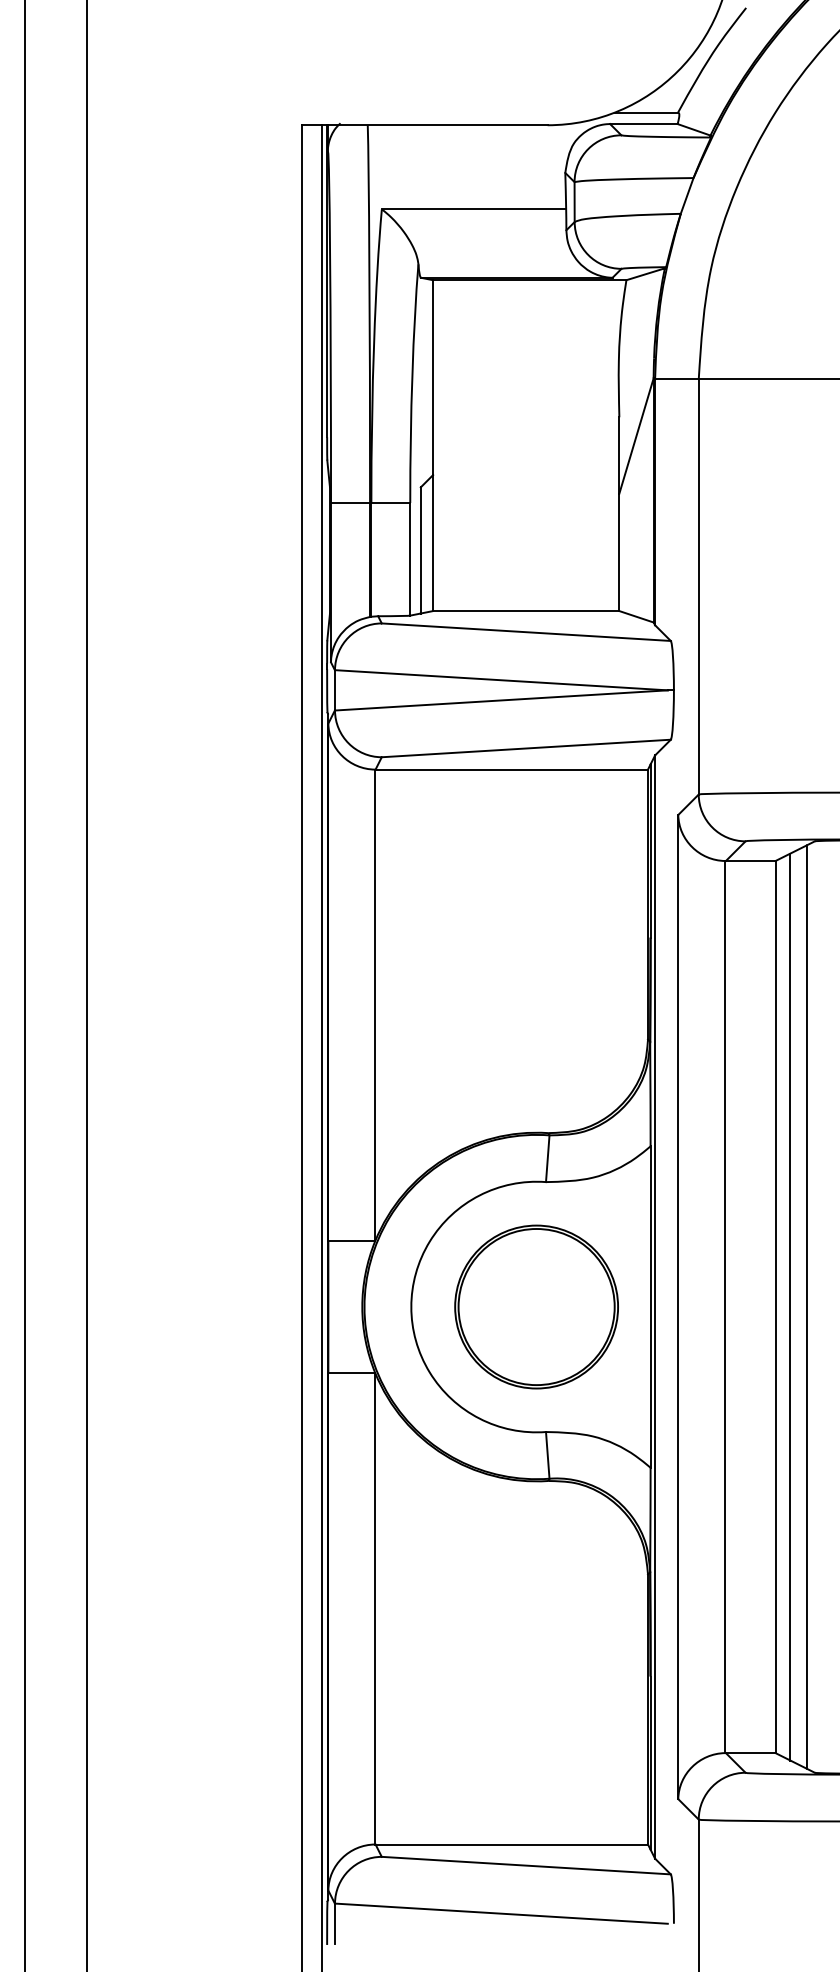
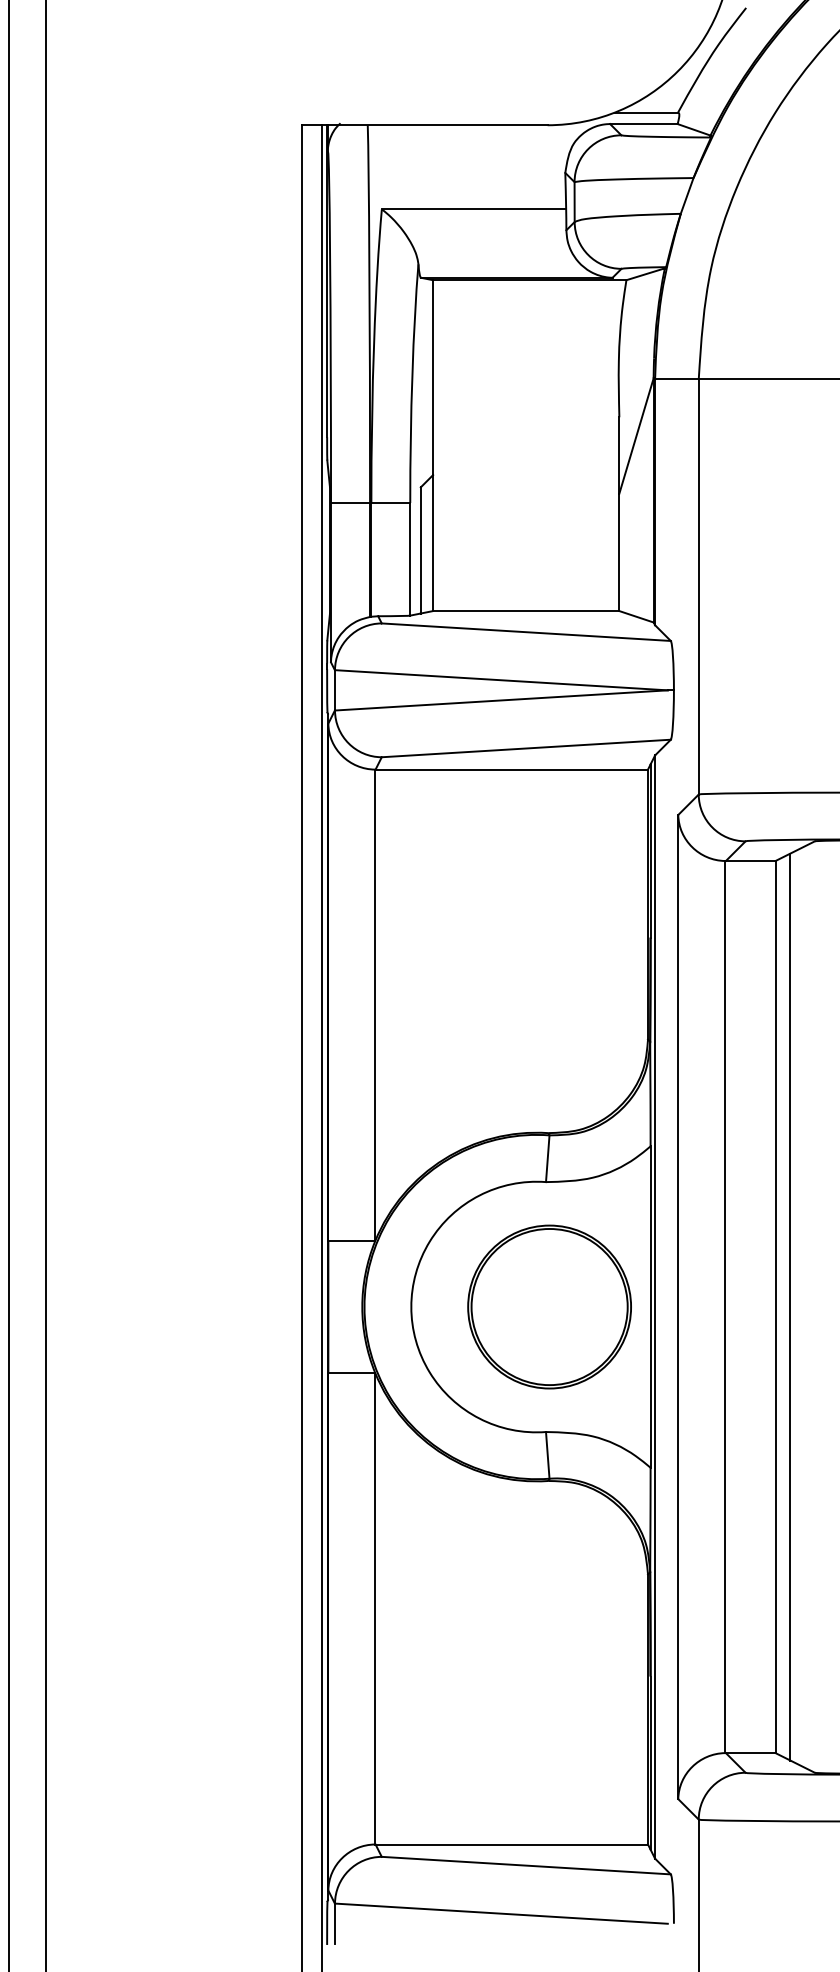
line position: (25, 985) -> (9, 985) (9, 985)
line position: (86, 985) -> (45, 985) (45, 985)
part position: (536, 1306) -> (549, 1306) (549, 1306)
line: present -> none (806, 1306)
